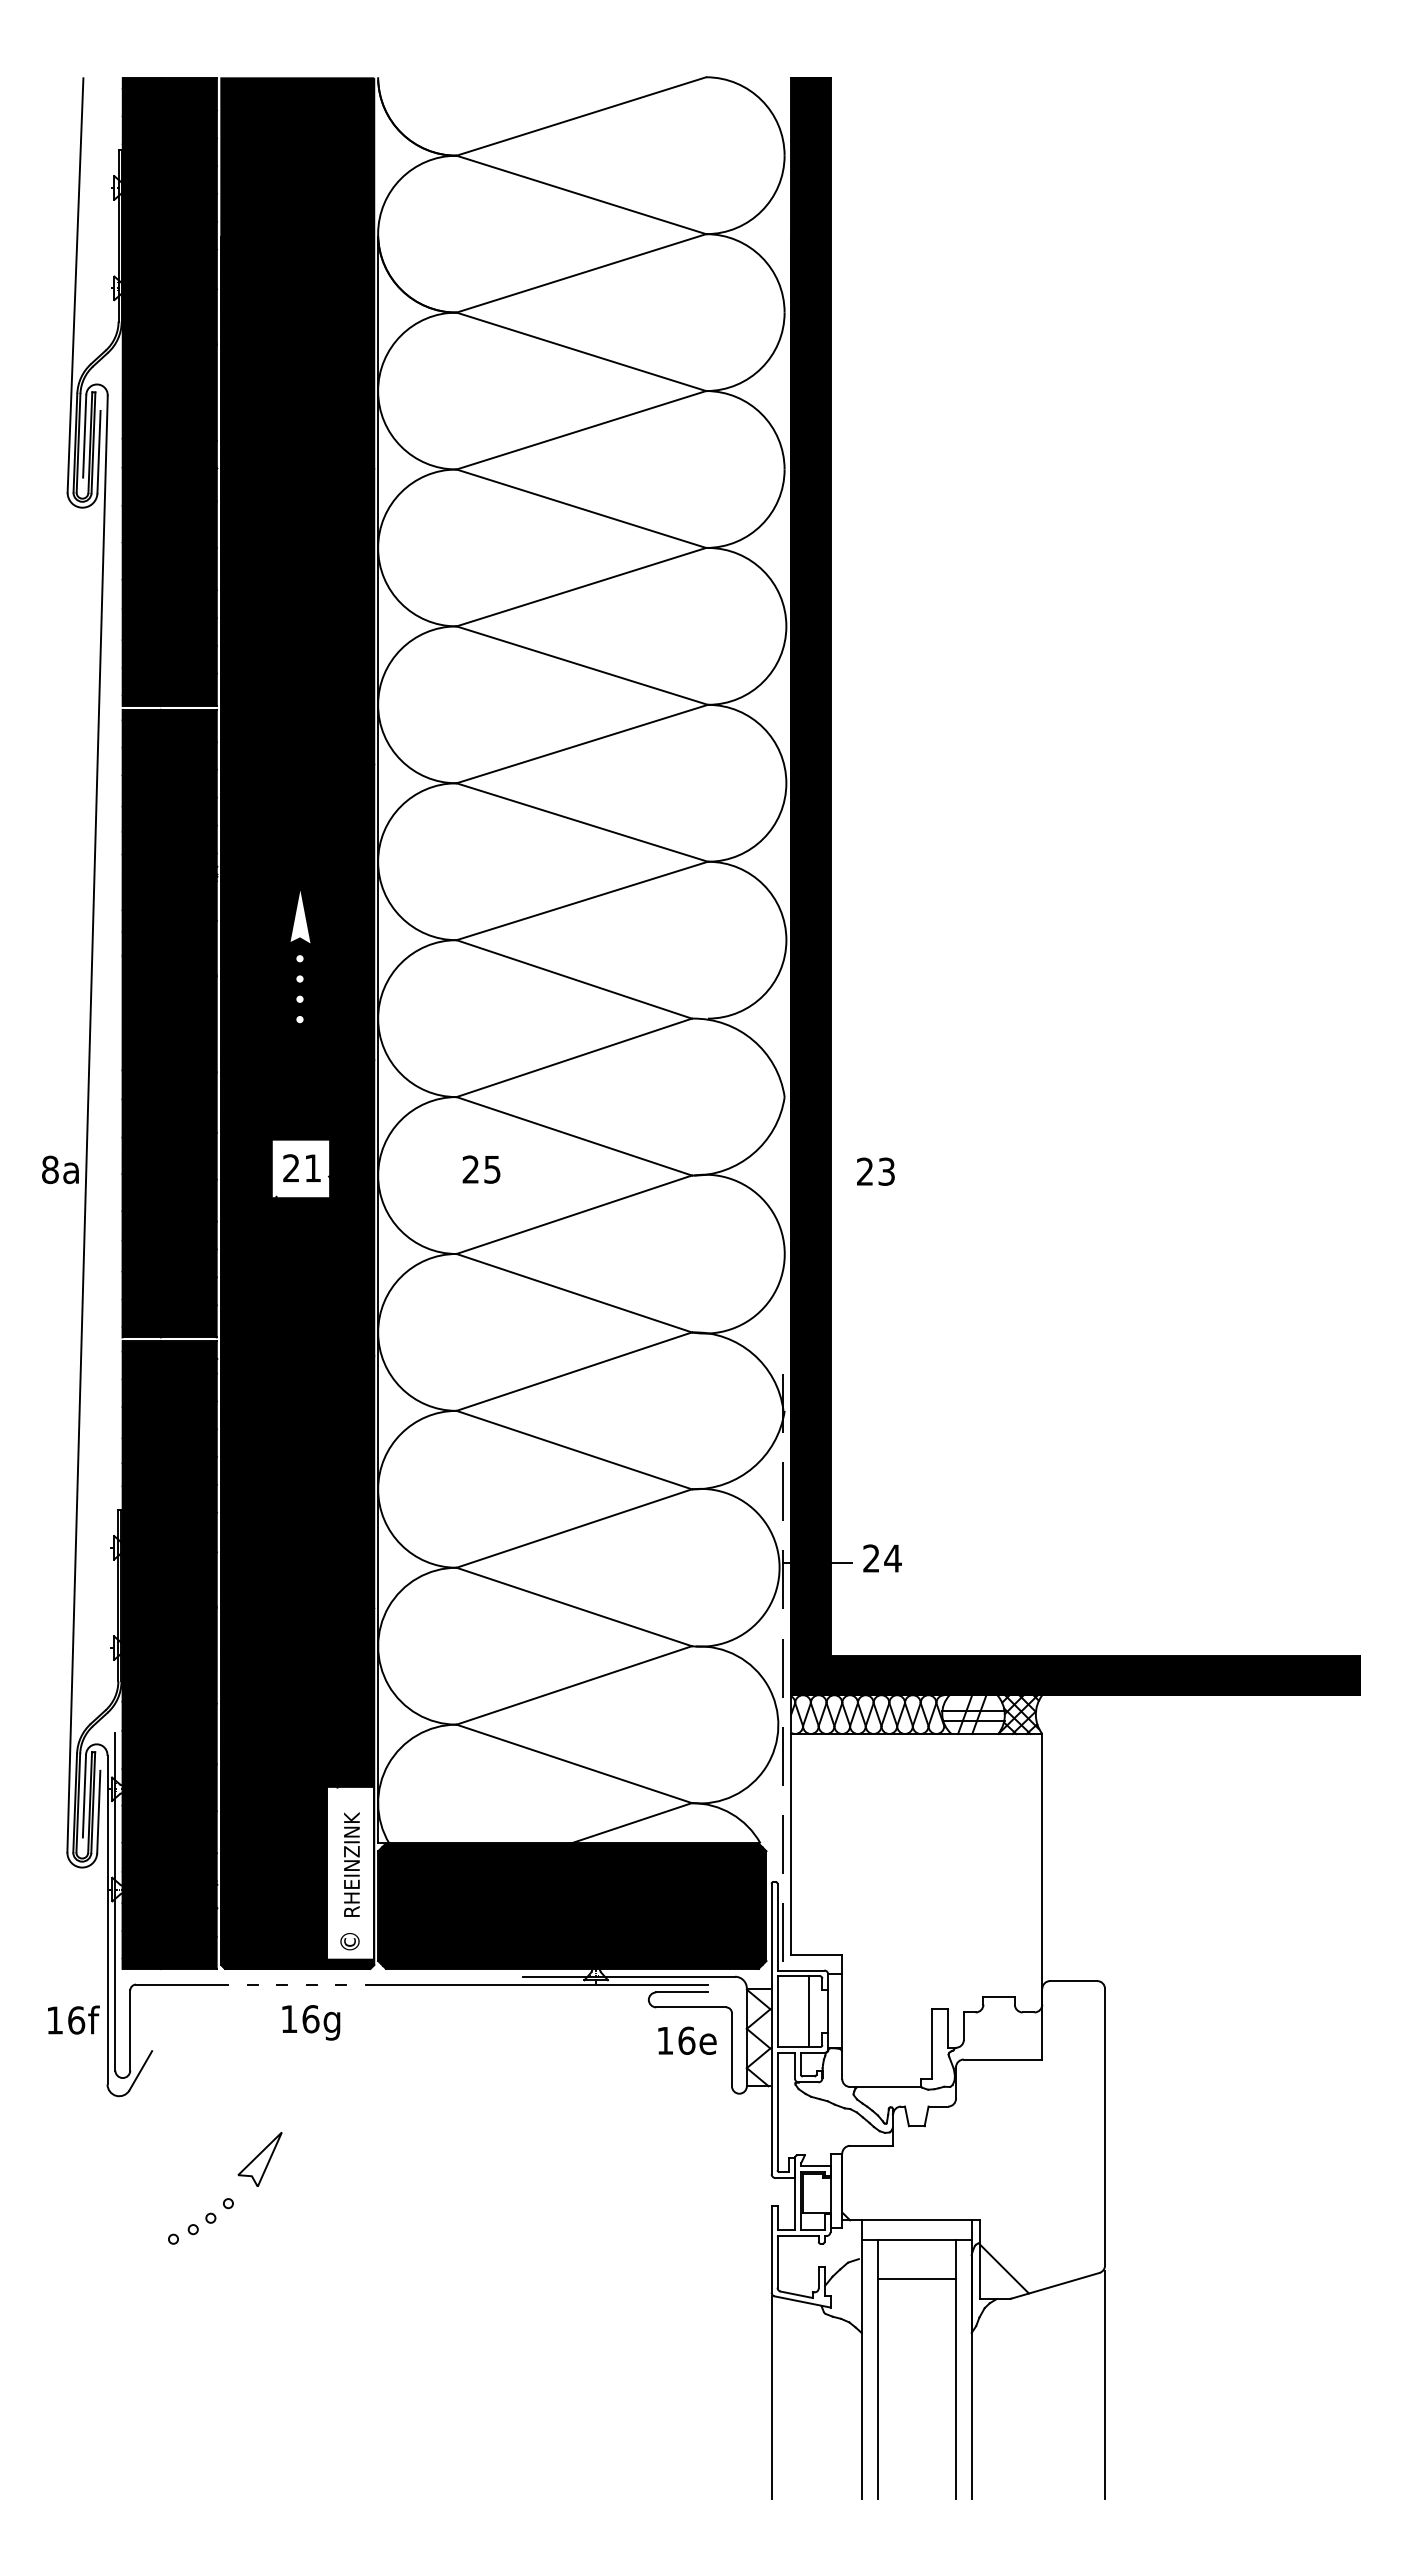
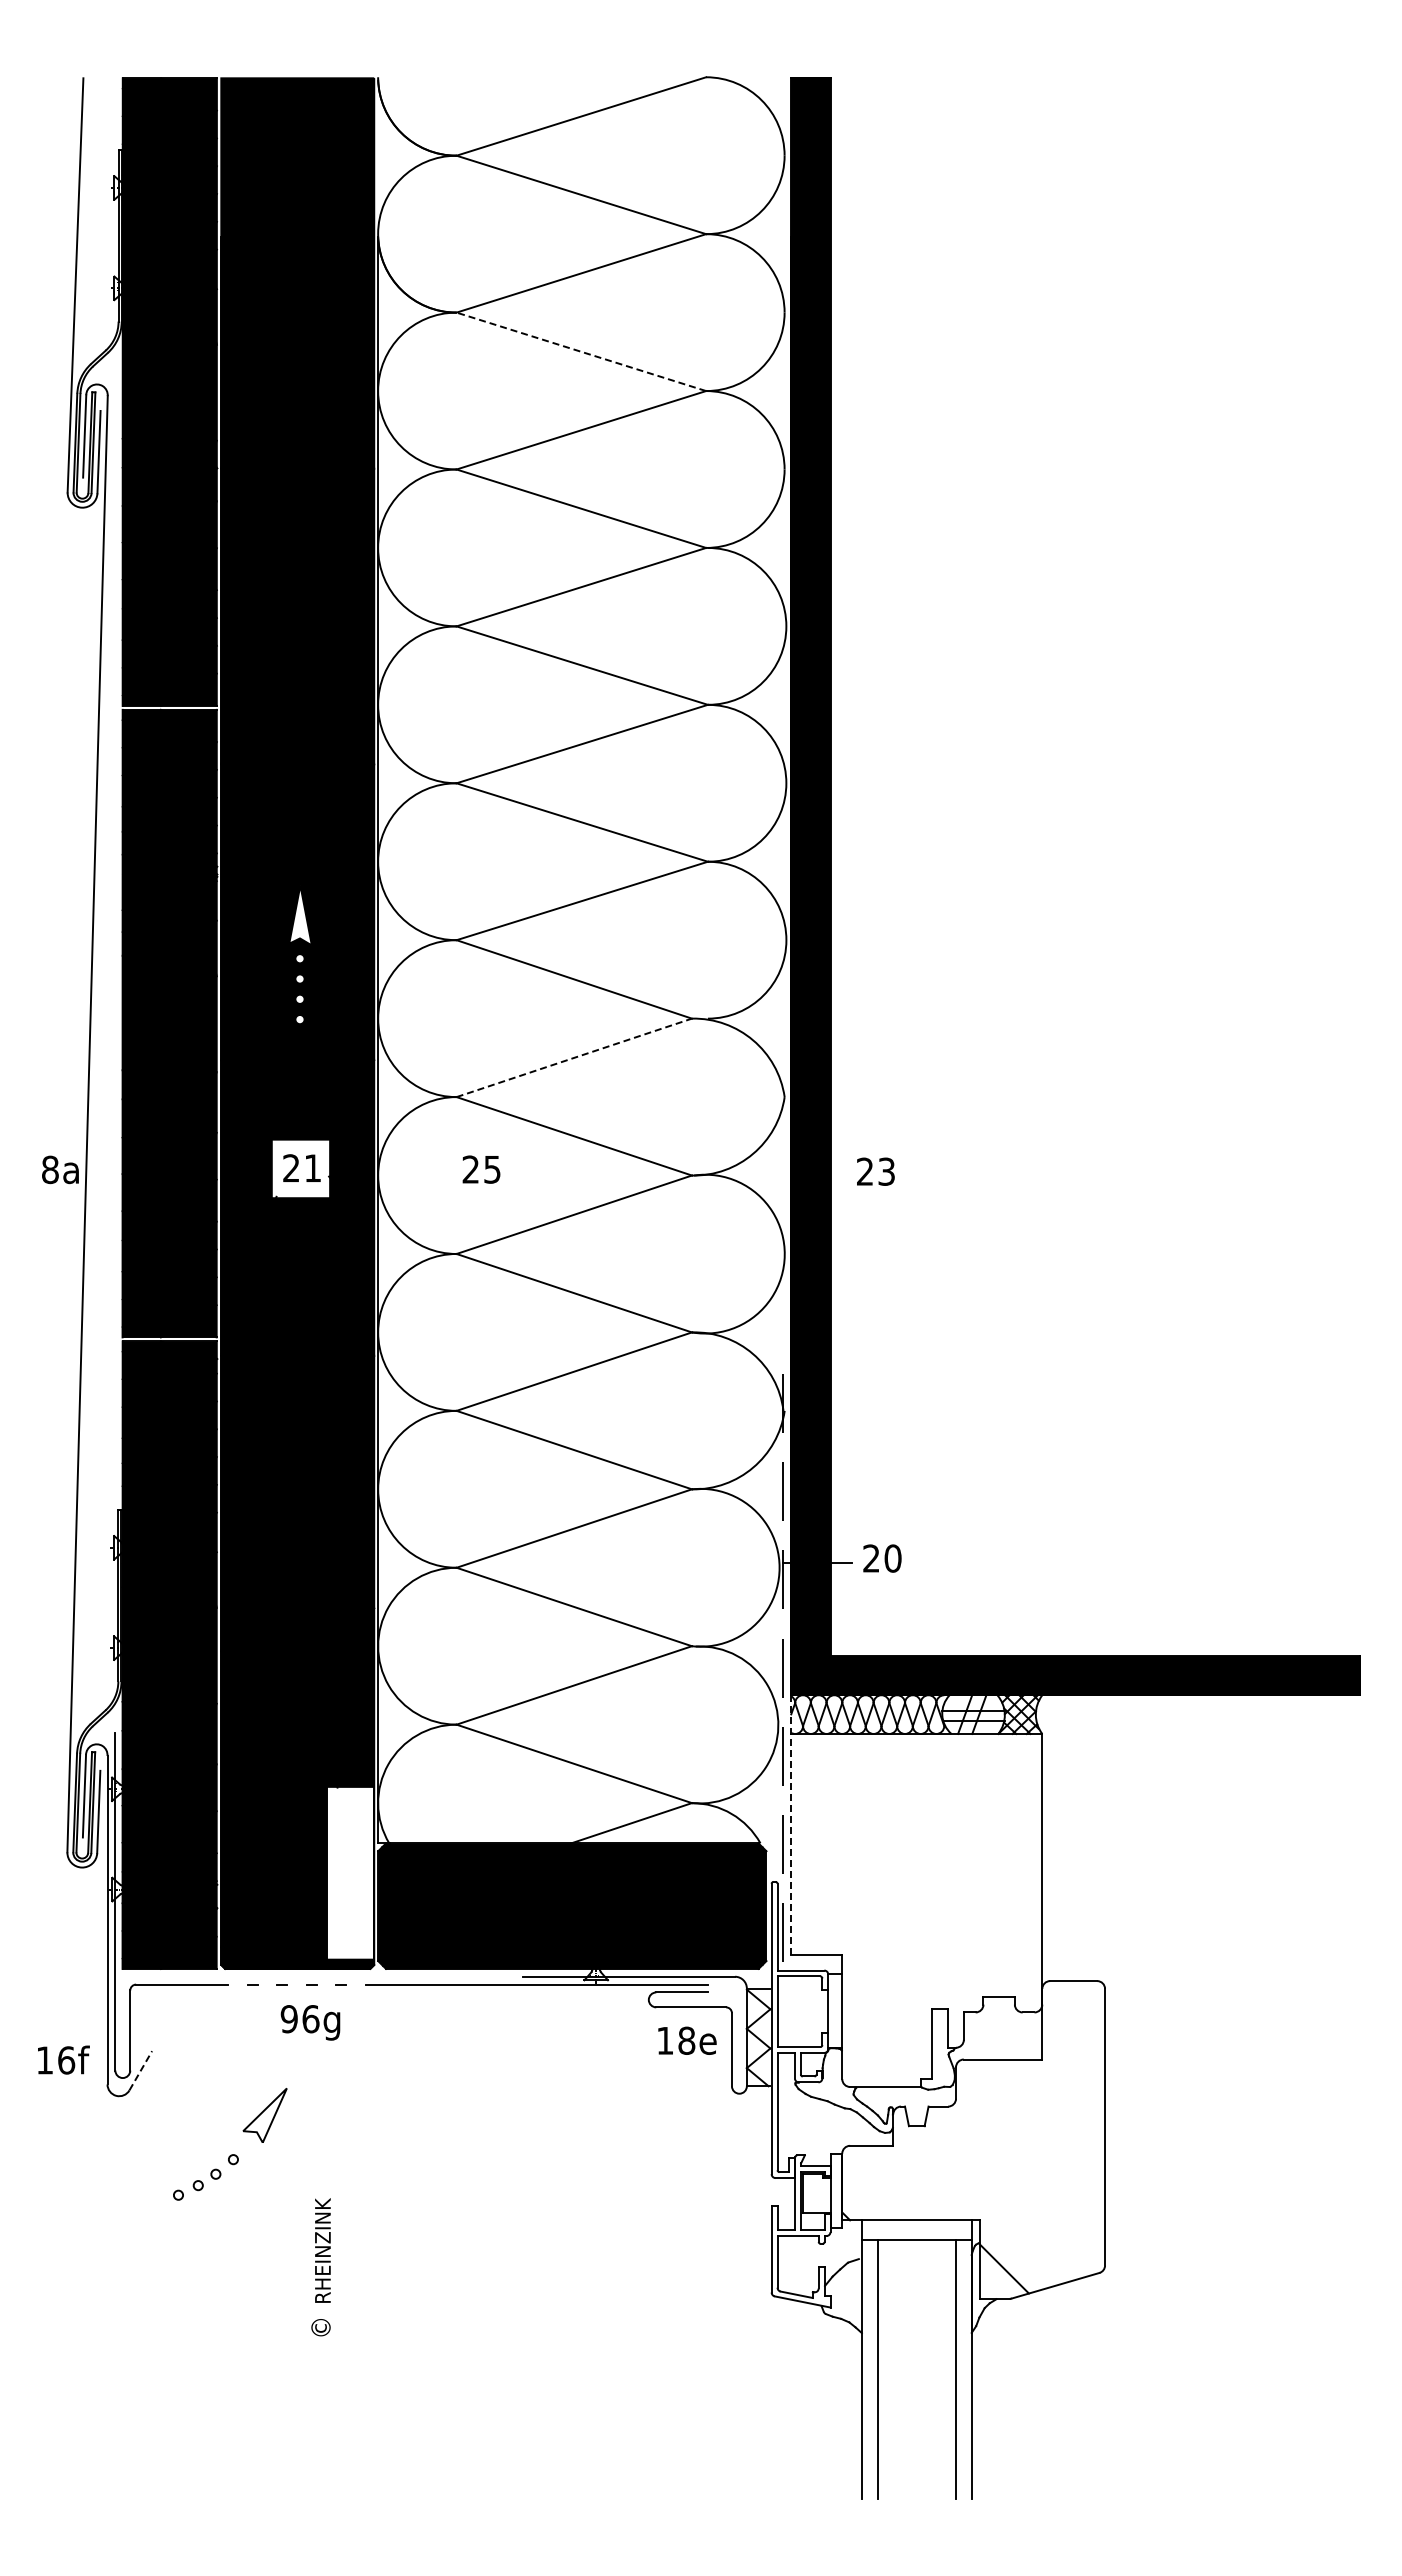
line: solid -> dashed (581, 351)
line: solid -> dashed (574, 1057)
text: 24 -> 20 (892, 1558)
line: solid -> dashed (791, 1824)
text position: (349, 1881) -> (320, 2267) (320, 2267)
line: present -> none (808, 2011)
text position: (73, 2019) -> (63, 2059) (63, 2059)
text: 16g -> 96g (288, 2019)
text: 16e -> 18e (686, 2040)
line: solid -> dashed (140, 2070)
part position: (226, 2198) -> (231, 2154) (231, 2154)
line: present -> none (916, 2279)
line: present -> none (1105, 2384)
line: present -> none (771, 2396)
